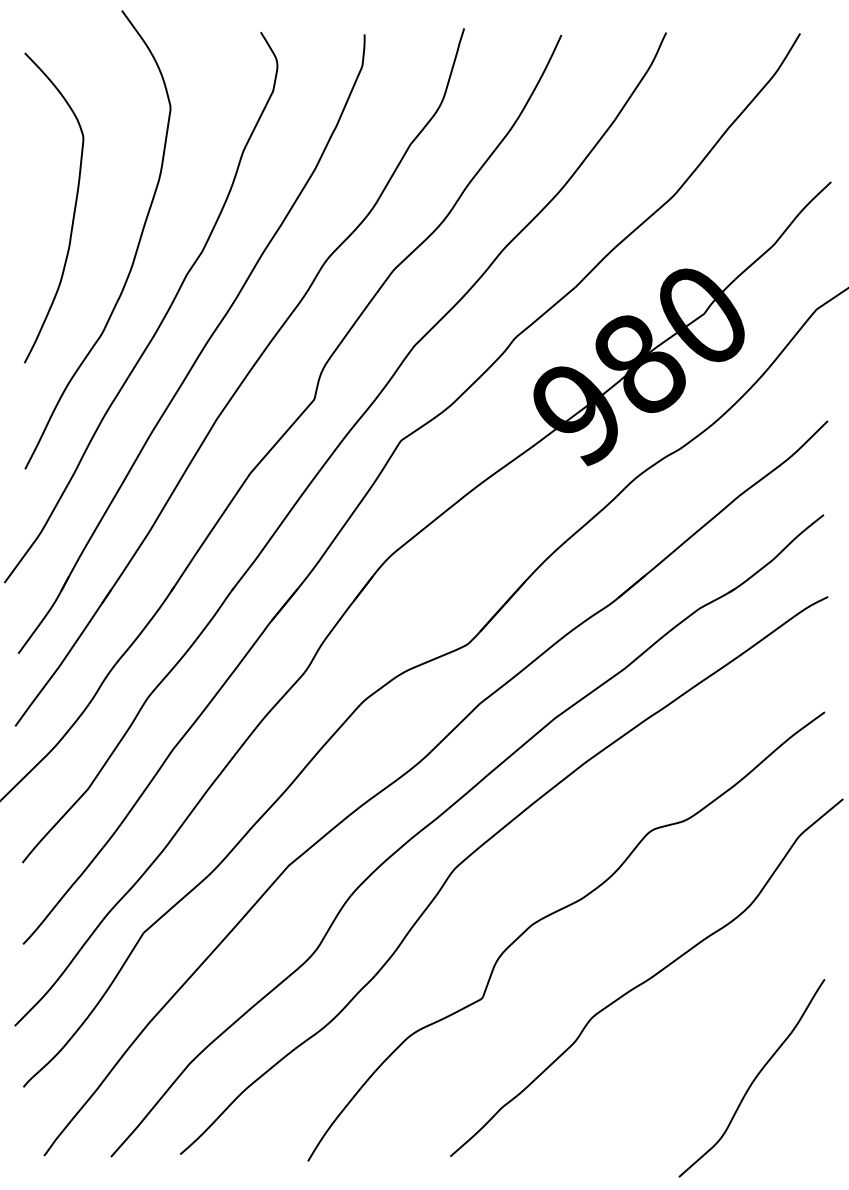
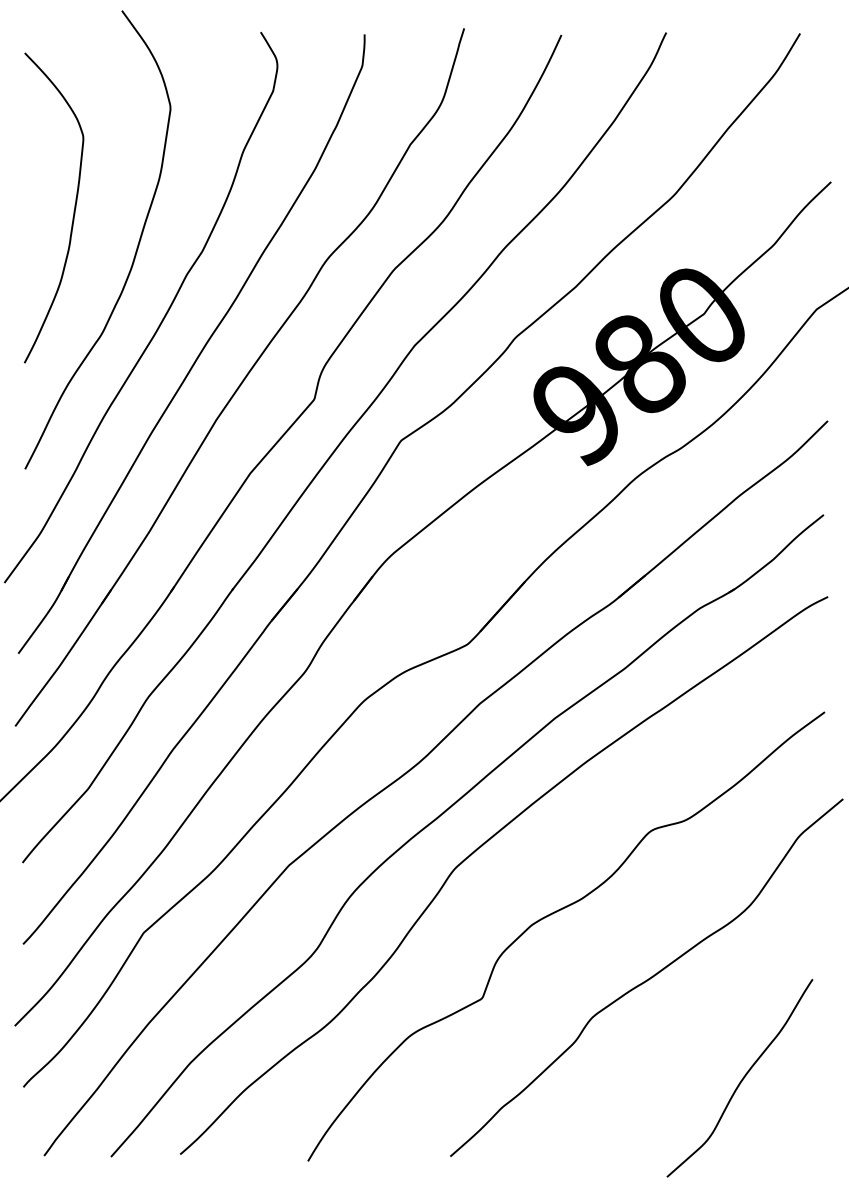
curve position: (753, 1079) -> (741, 1079) (741, 1079)
